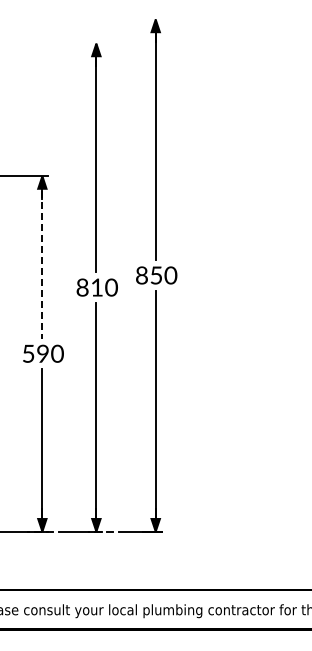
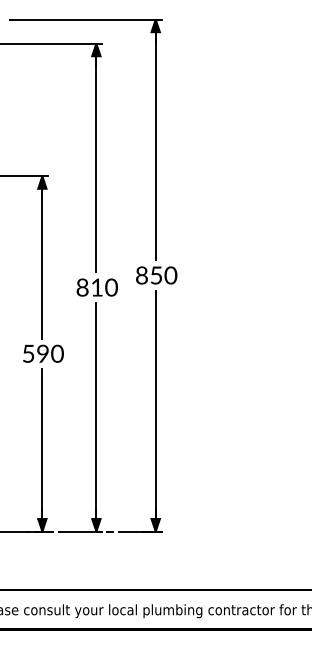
line: none -> present (85, 19)
line: none -> present (52, 43)
line: dashed -> solid (42, 260)
